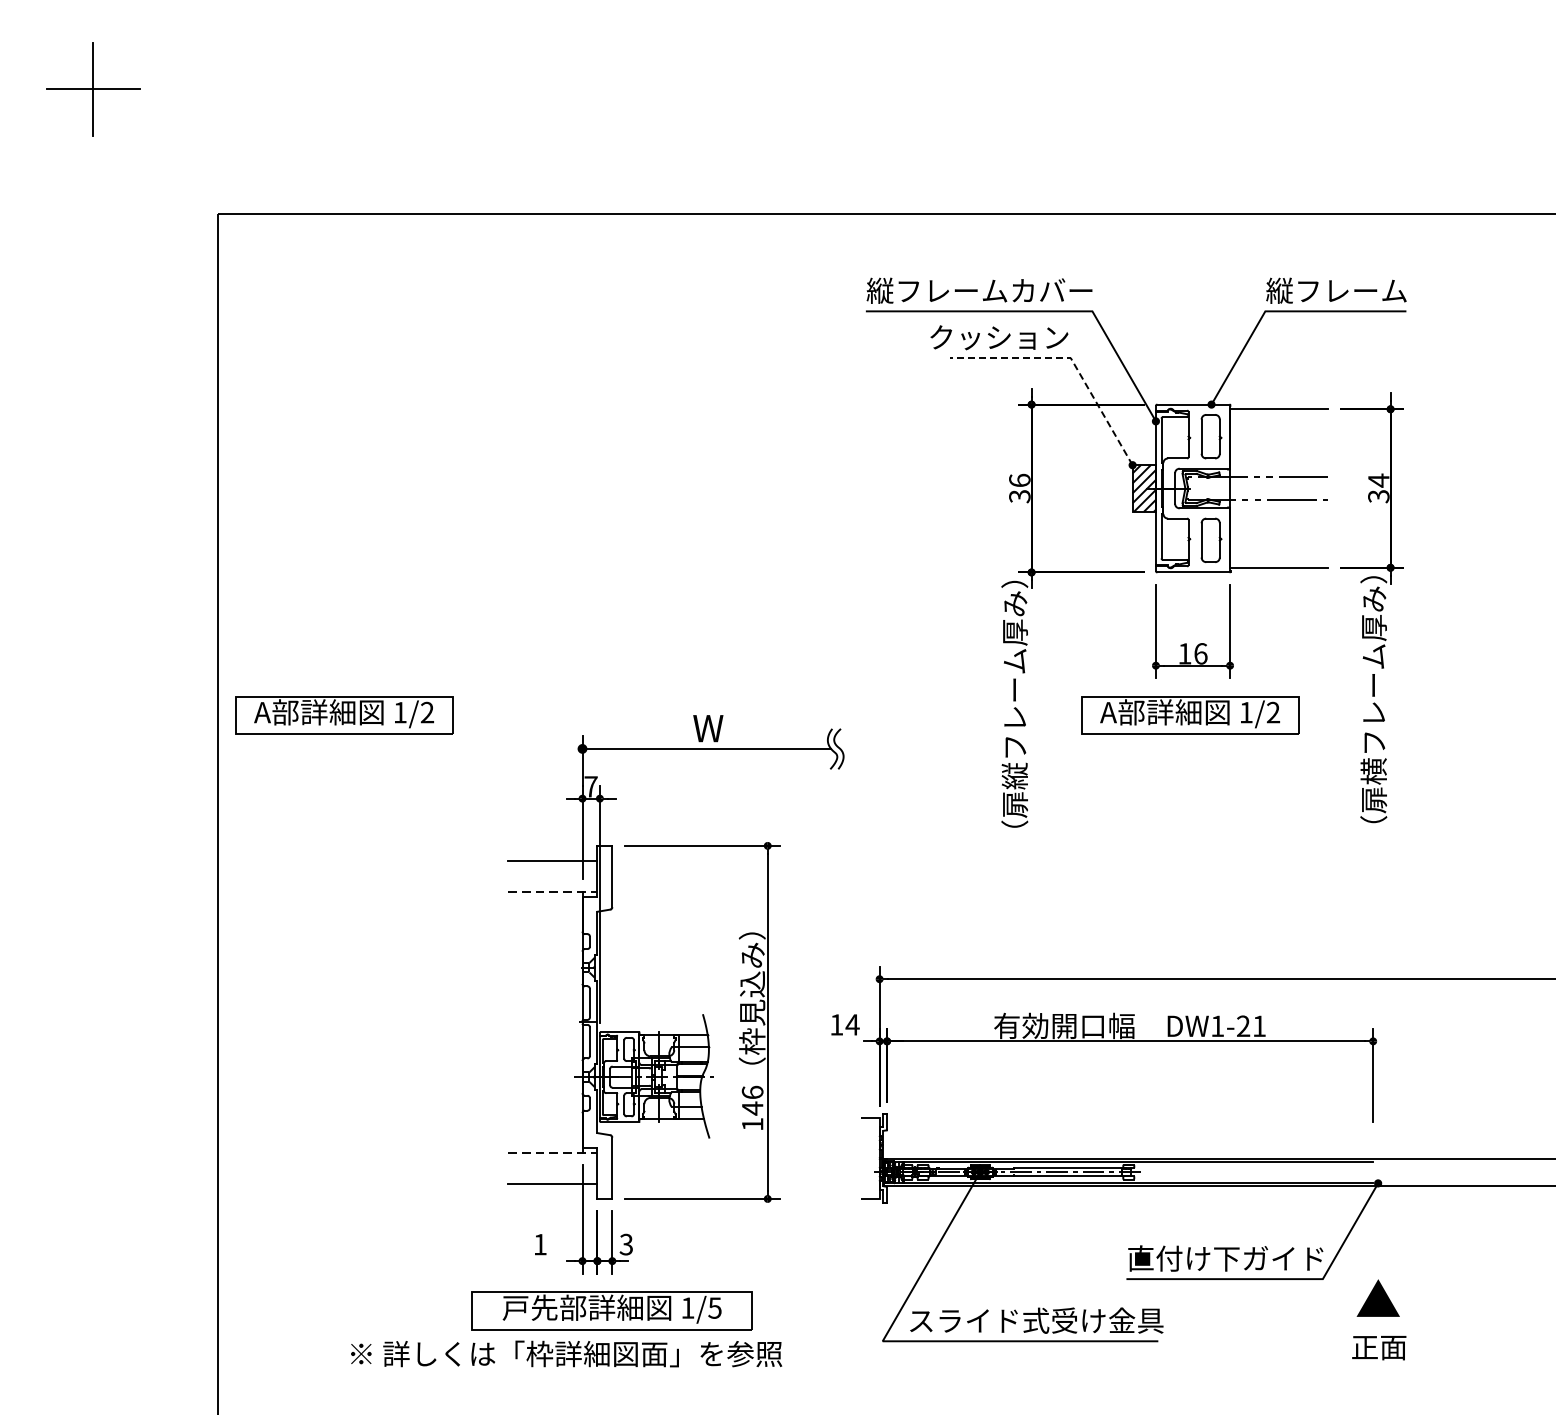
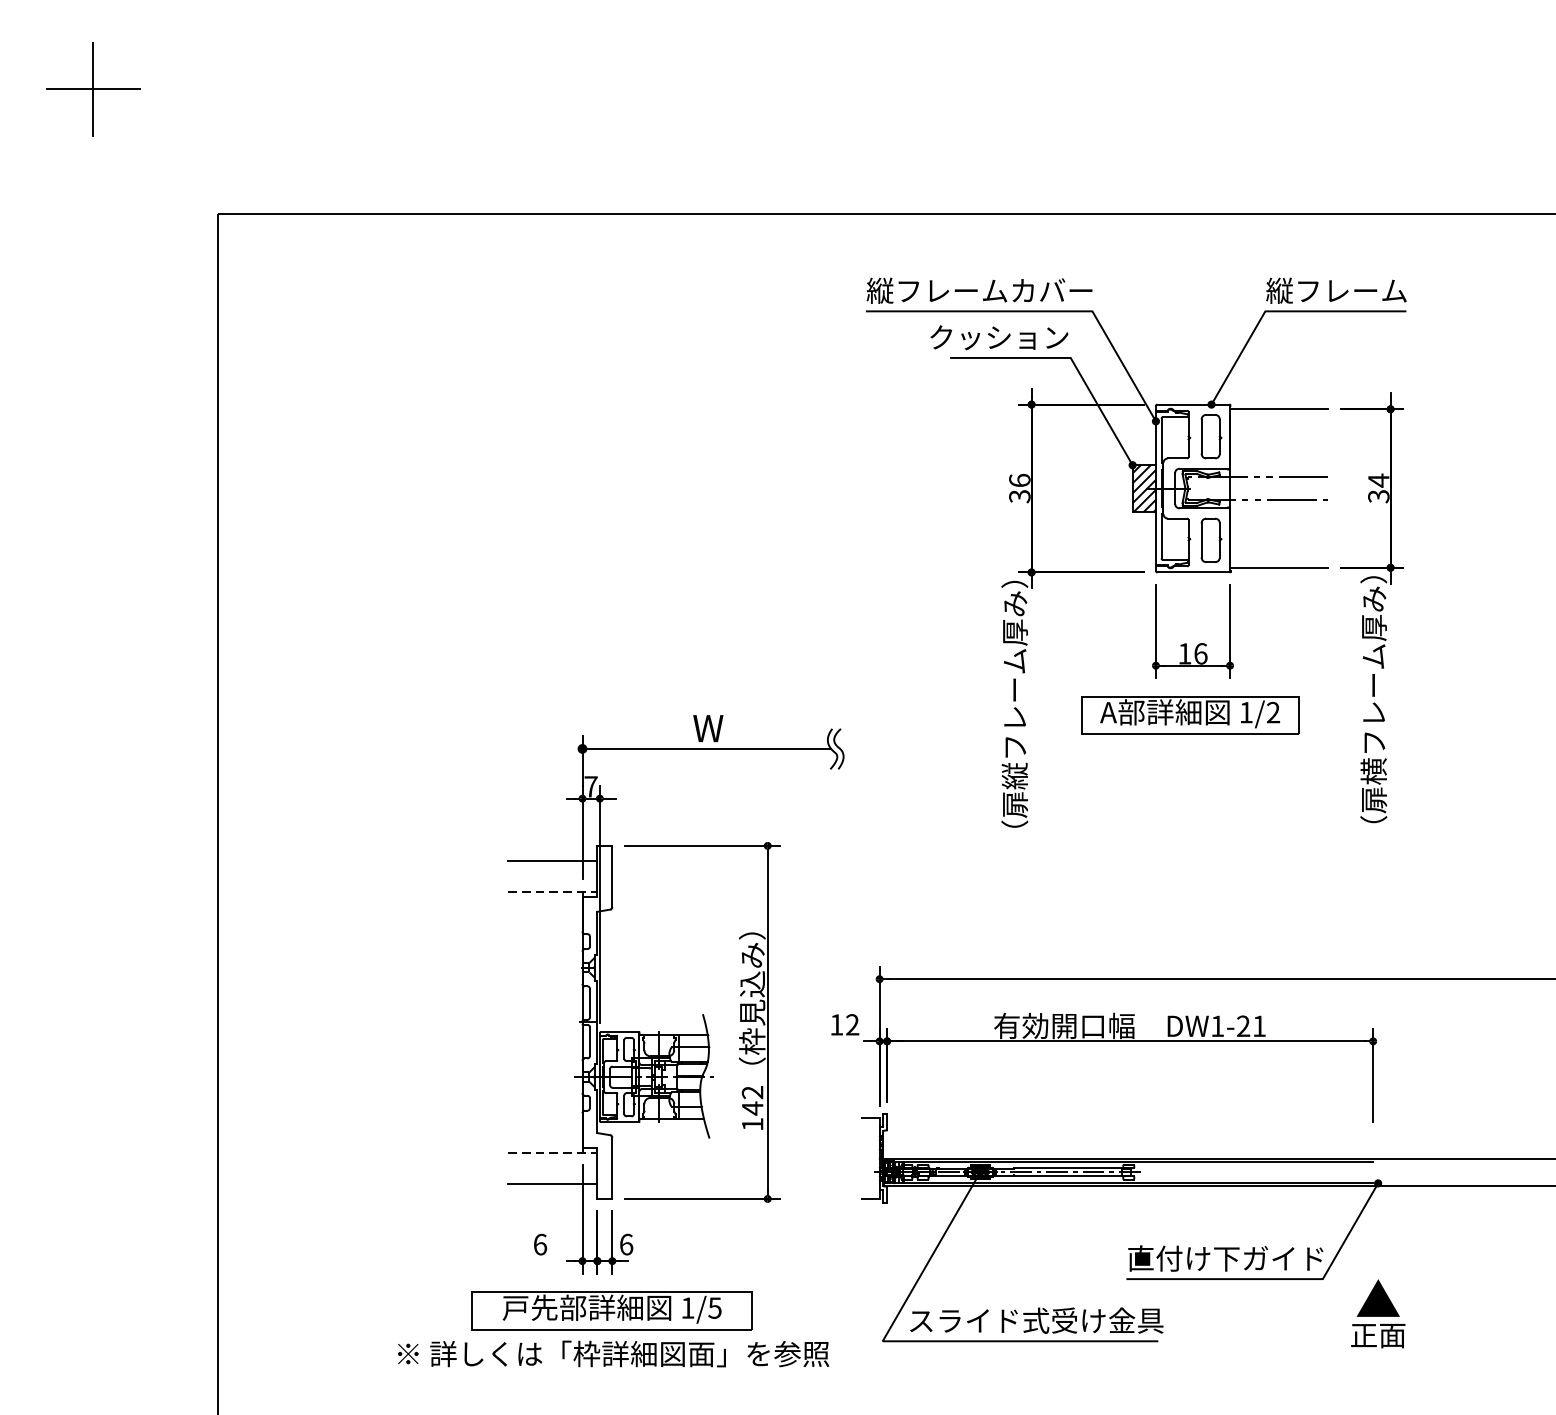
line: dashed -> solid (1071, 358)
part: present -> none (344, 715)
text: 14 -> 12 (852, 1024)
text: 146 -> 142 (752, 1092)
text: 1 -> 6 (540, 1244)
text: 3 -> 6 (626, 1244)
text position: (1379, 1348) -> (1378, 1336) (1378, 1336)
text position: (566, 1353) -> (613, 1353) (613, 1353)
